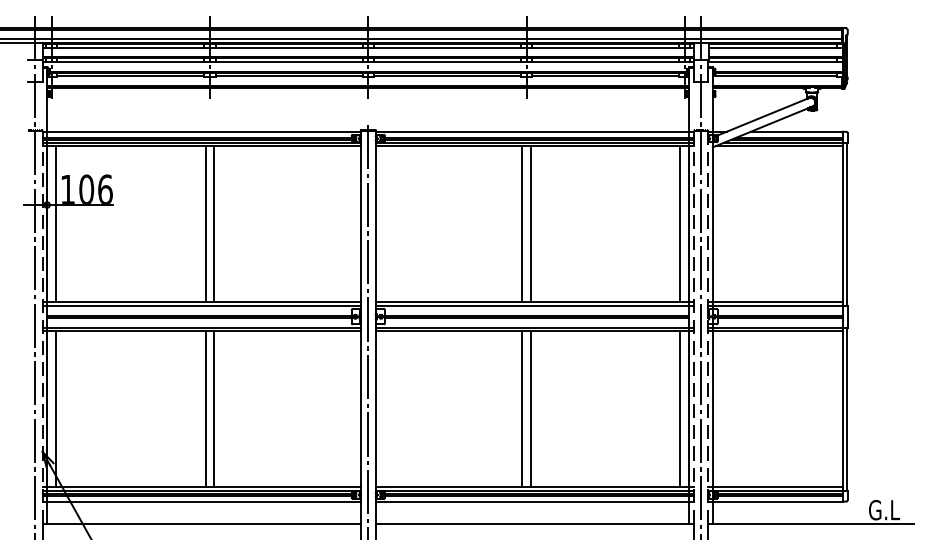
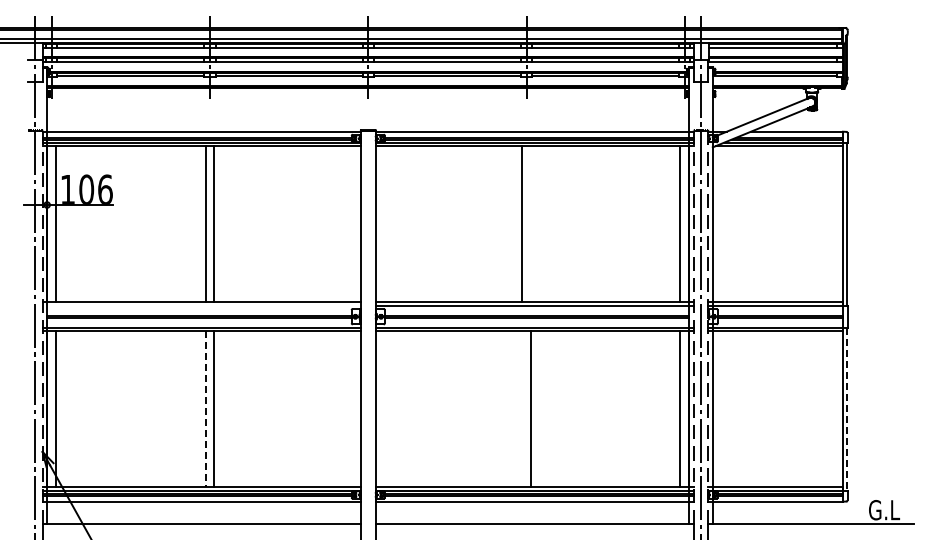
line: present -> none (530, 224)
line: present -> none (201, 305)
line: present -> none (368, 330)
line: present -> none (522, 408)
line: solid -> dashed (205, 409)
line: solid -> dashed (847, 409)
